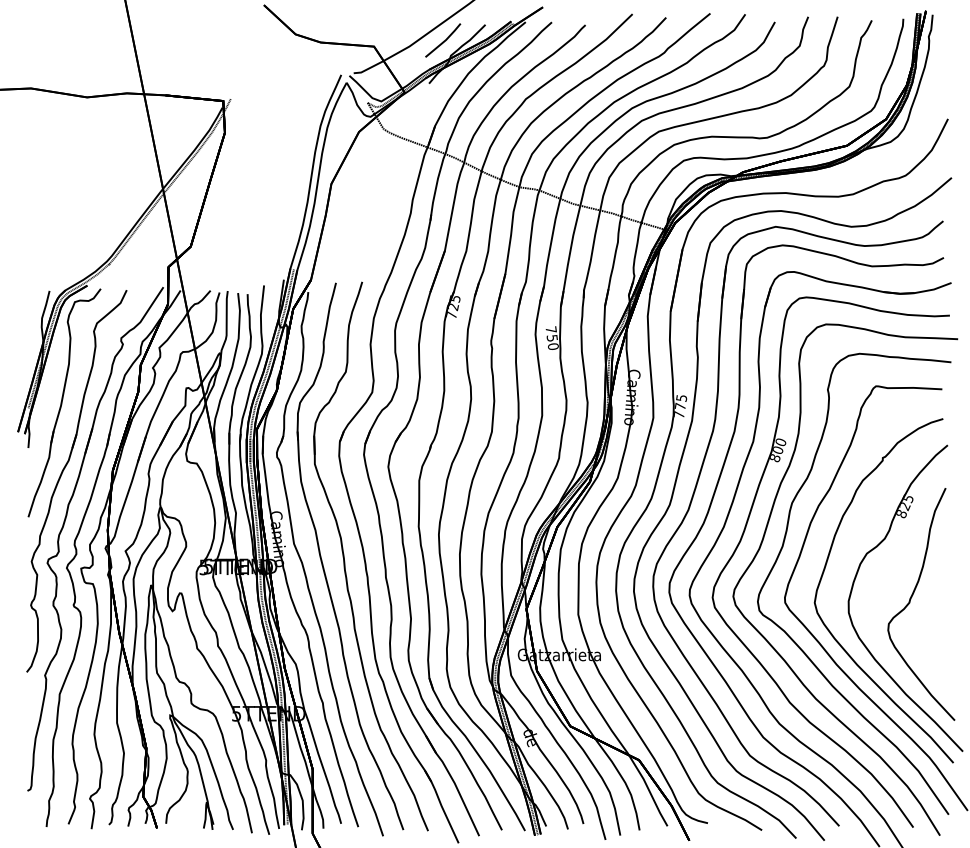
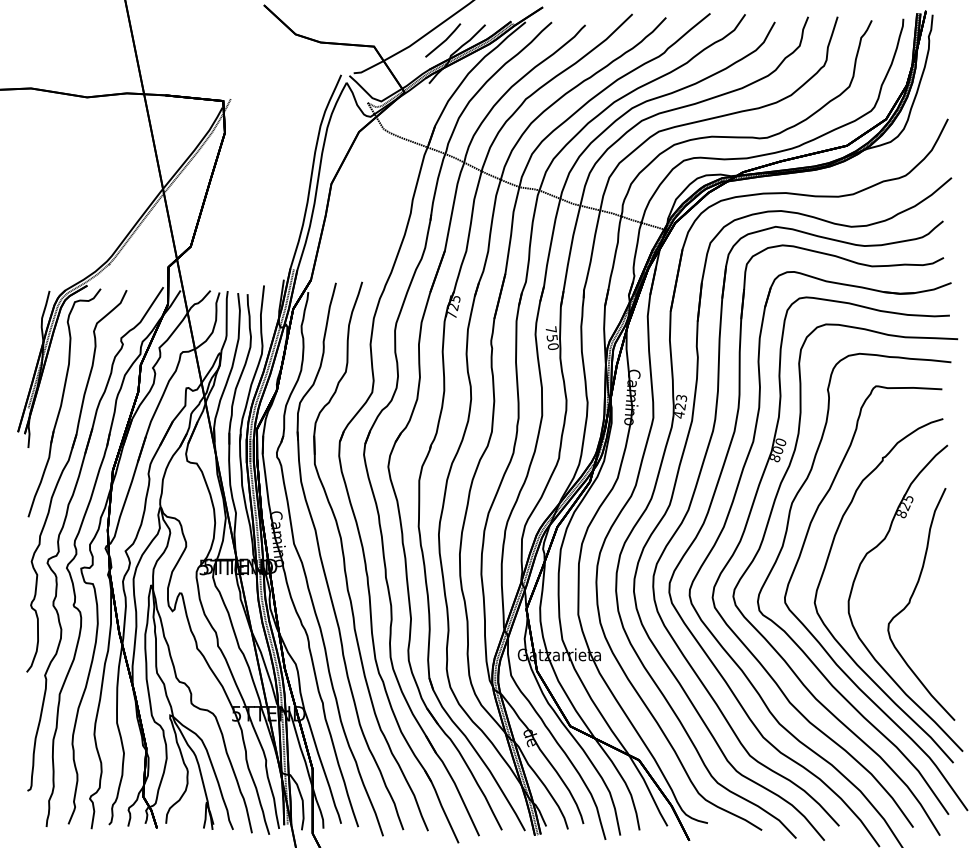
text: 775 -> 423 (680, 406)
